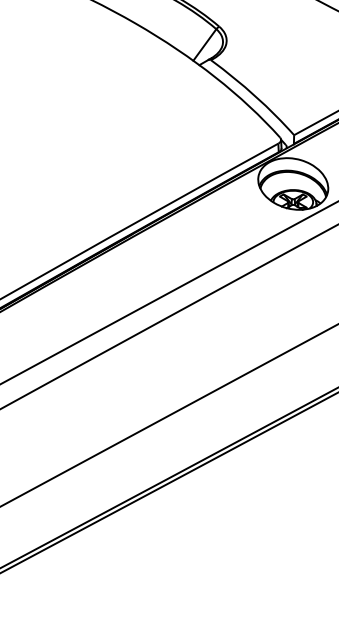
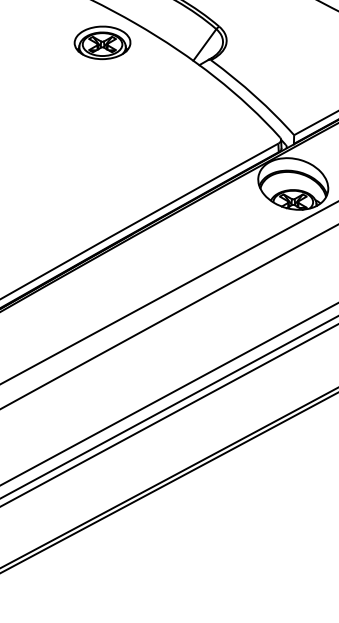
part: none -> present (102, 42)
line: none -> present (168, 394)
line: none -> present (168, 407)
